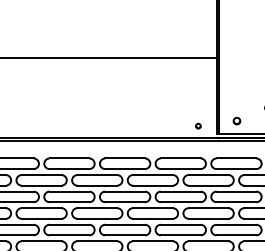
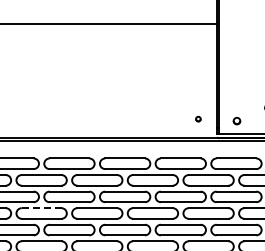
line position: (109, 58) -> (109, 24) (109, 24)
part position: (198, 125) -> (198, 118) (198, 118)
line: solid -> dashed (41, 208)
